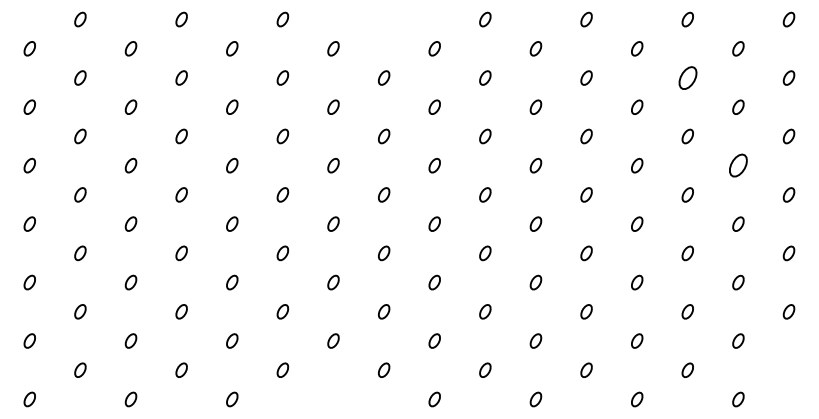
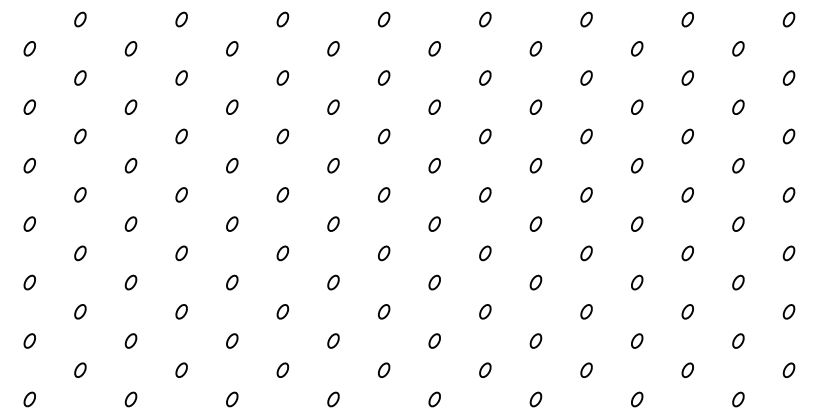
part: none -> present (384, 19)
part size: 20x24 px -> 13x16 px (687, 77)
part size: 19x25 px -> 13x16 px (738, 165)
part: none -> present (788, 369)
part: none -> present (333, 399)
